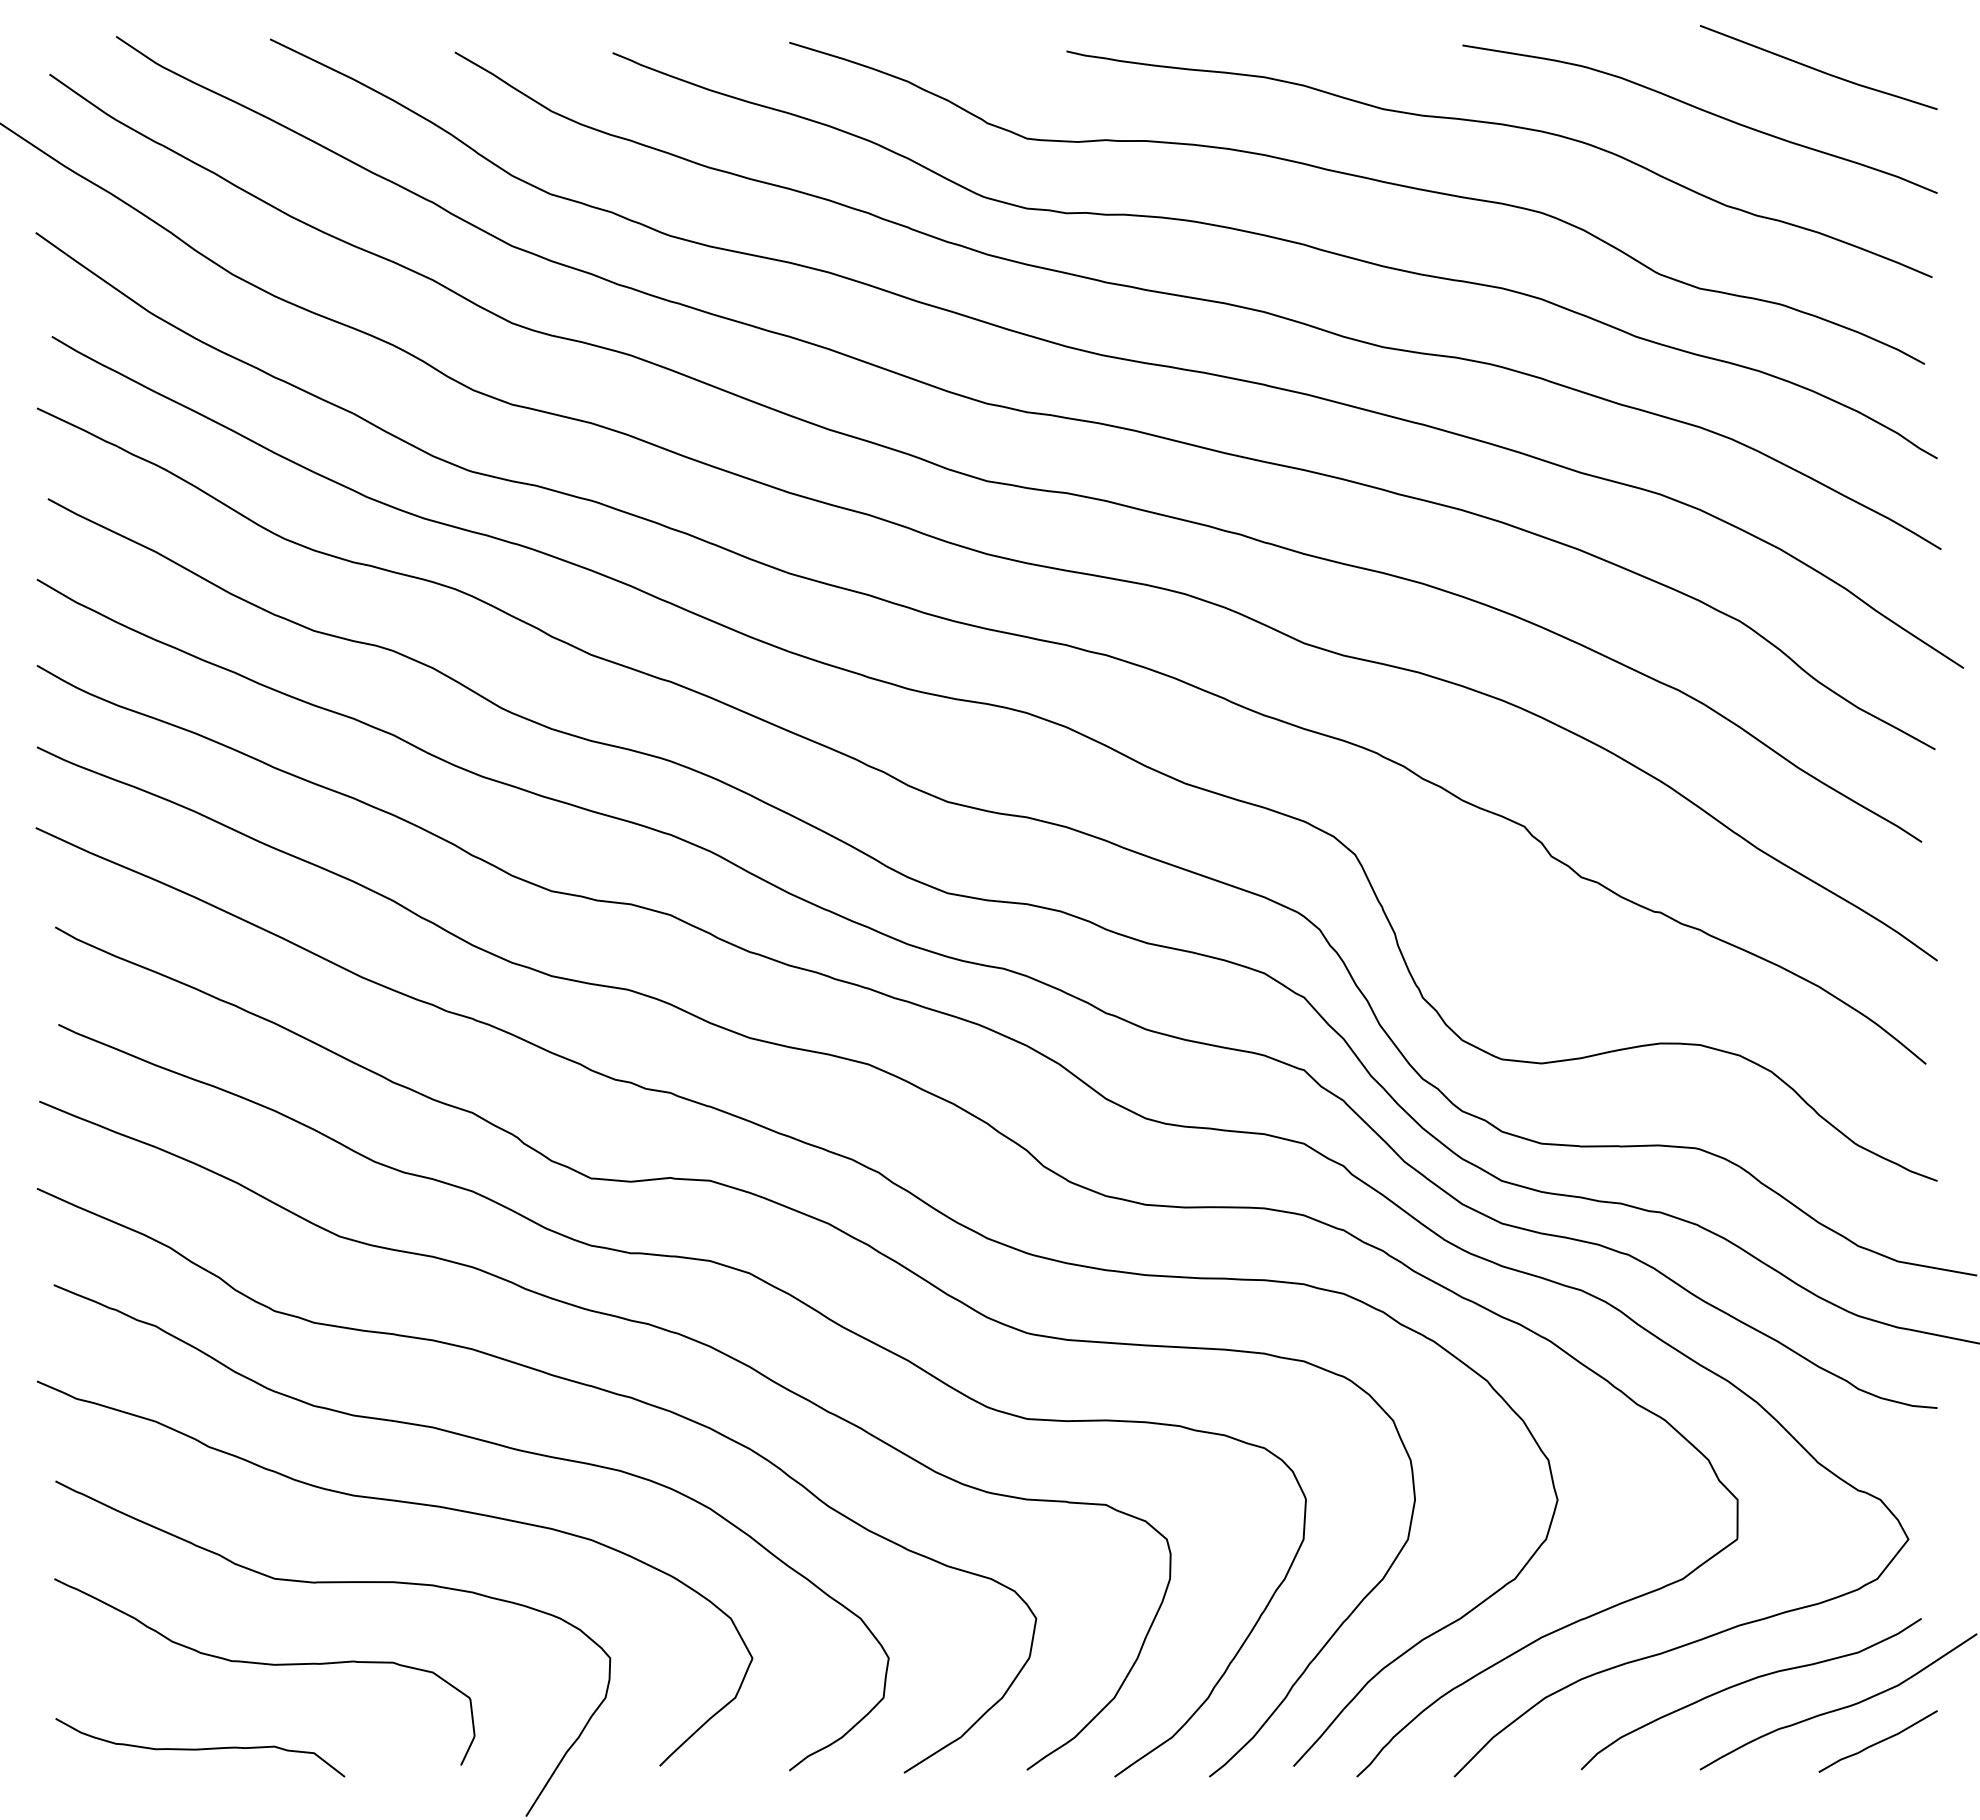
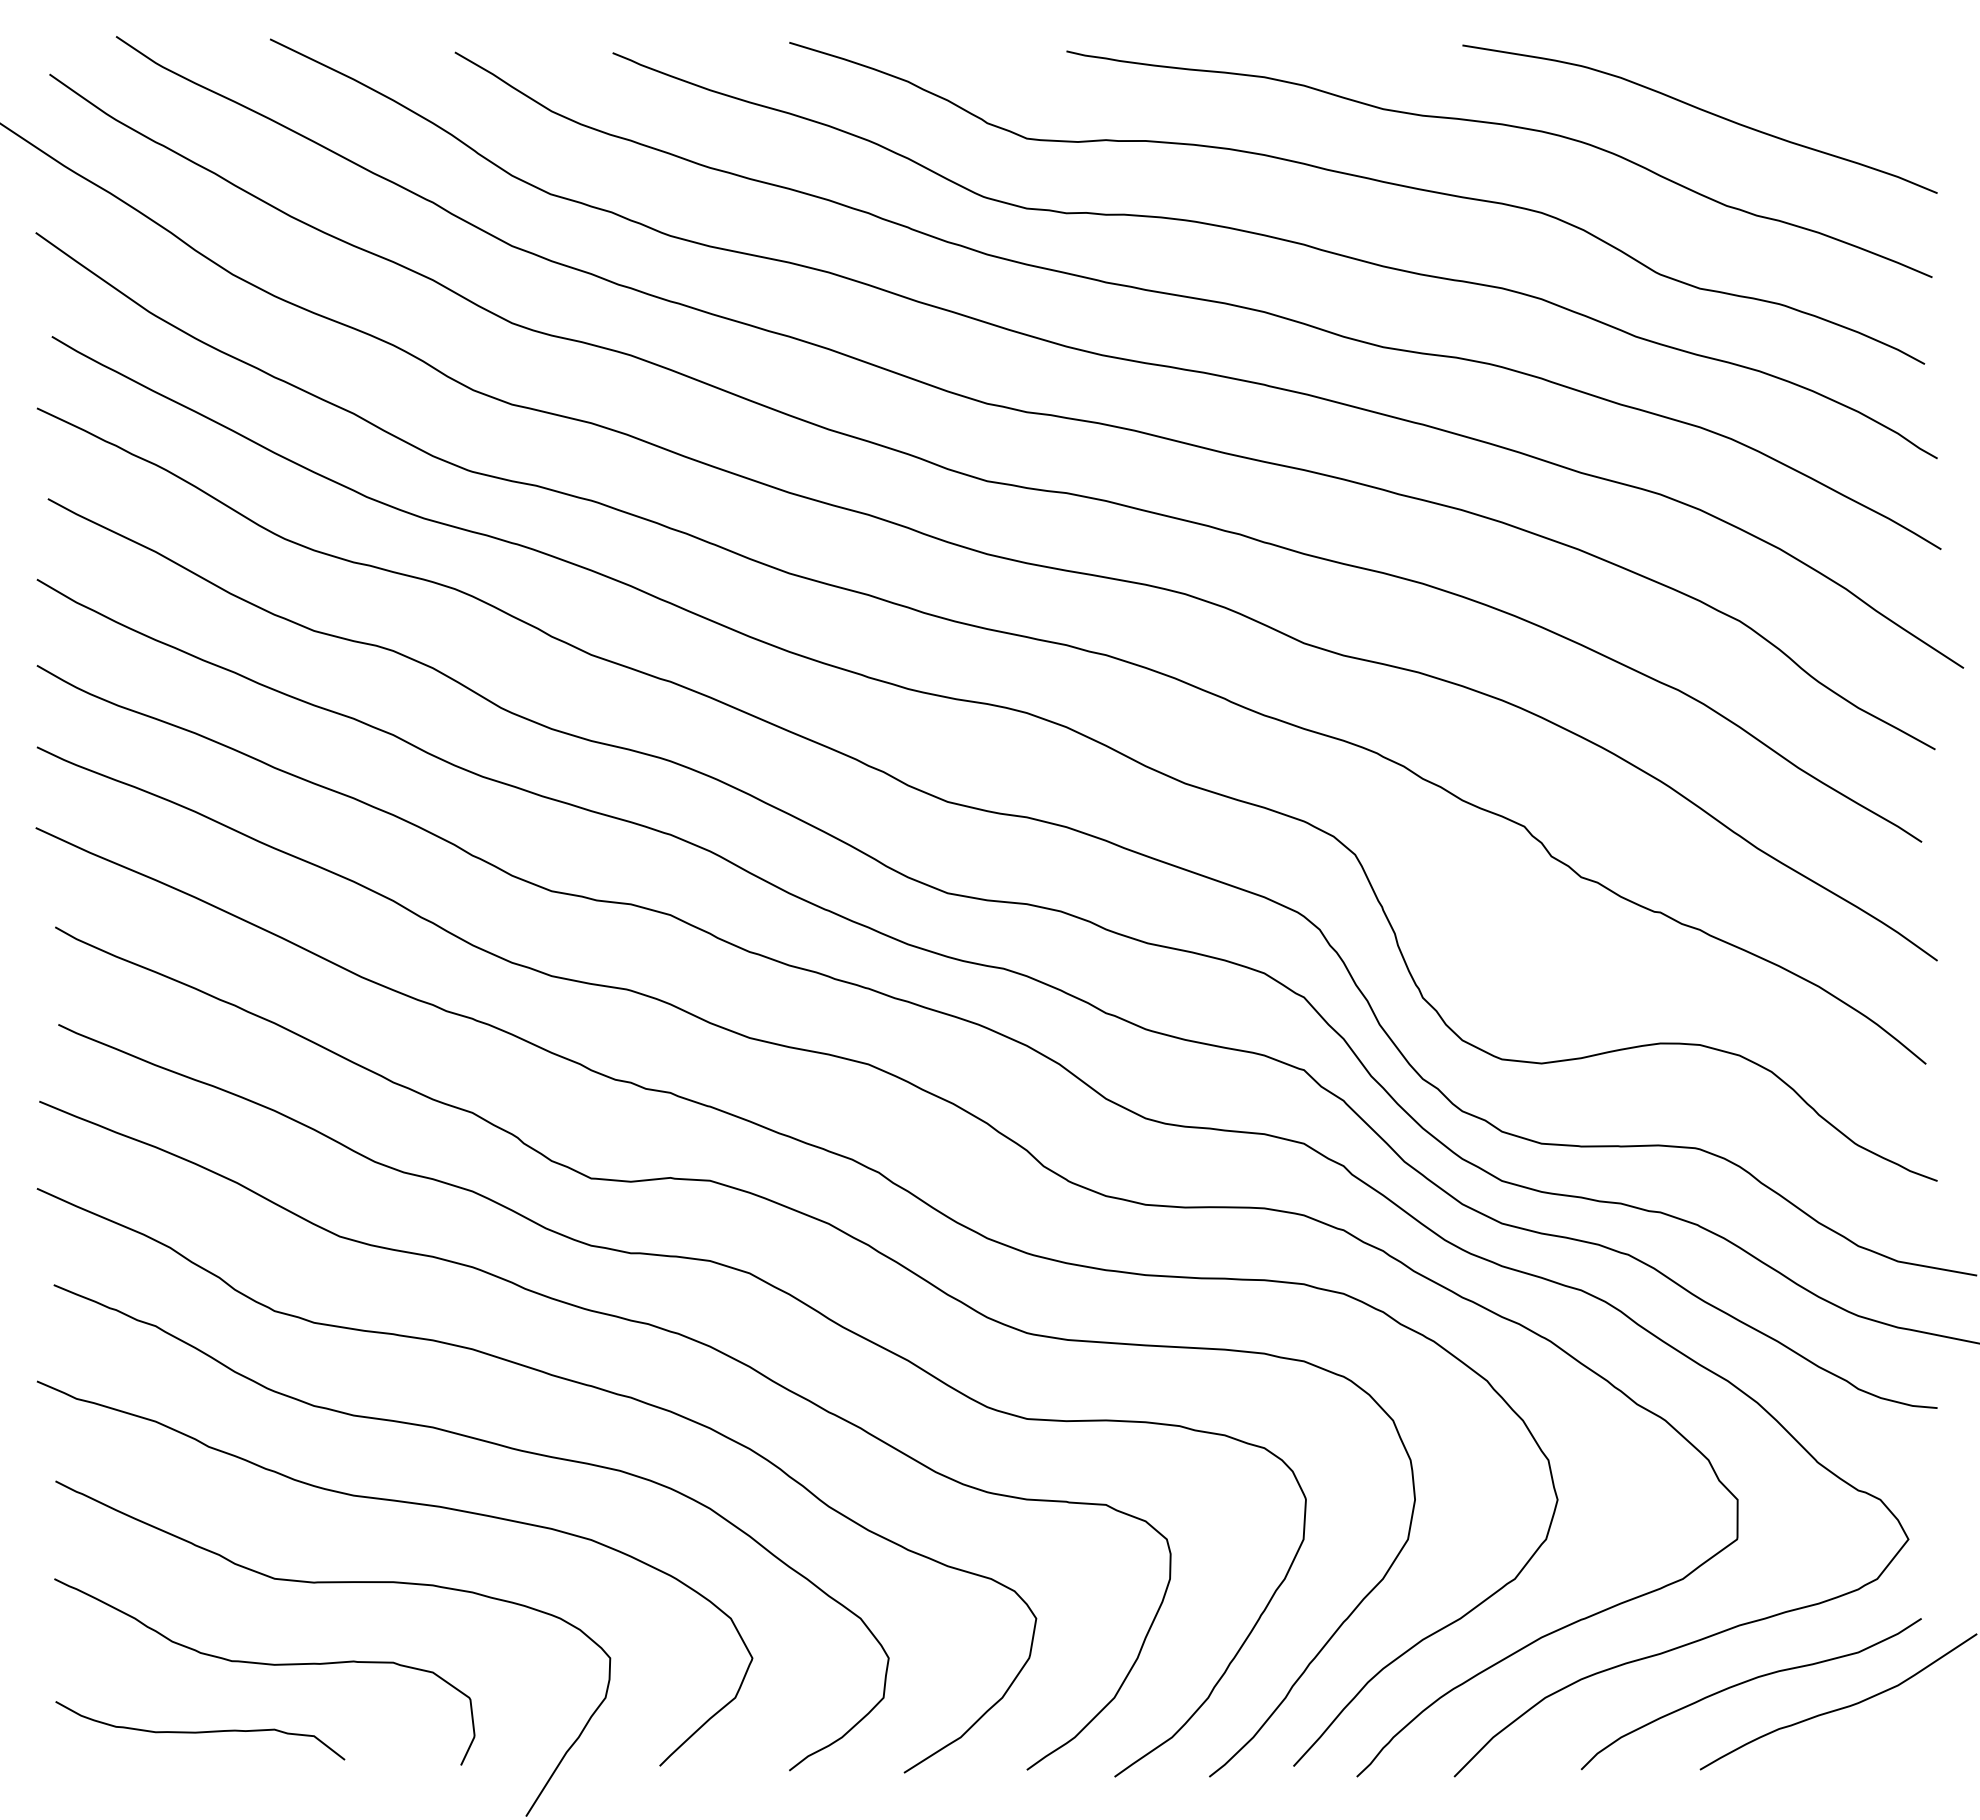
line: present -> none (1818, 69)
curve: present -> none (1878, 1741)
curve position: (200, 1748) -> (200, 1731) (200, 1731)
